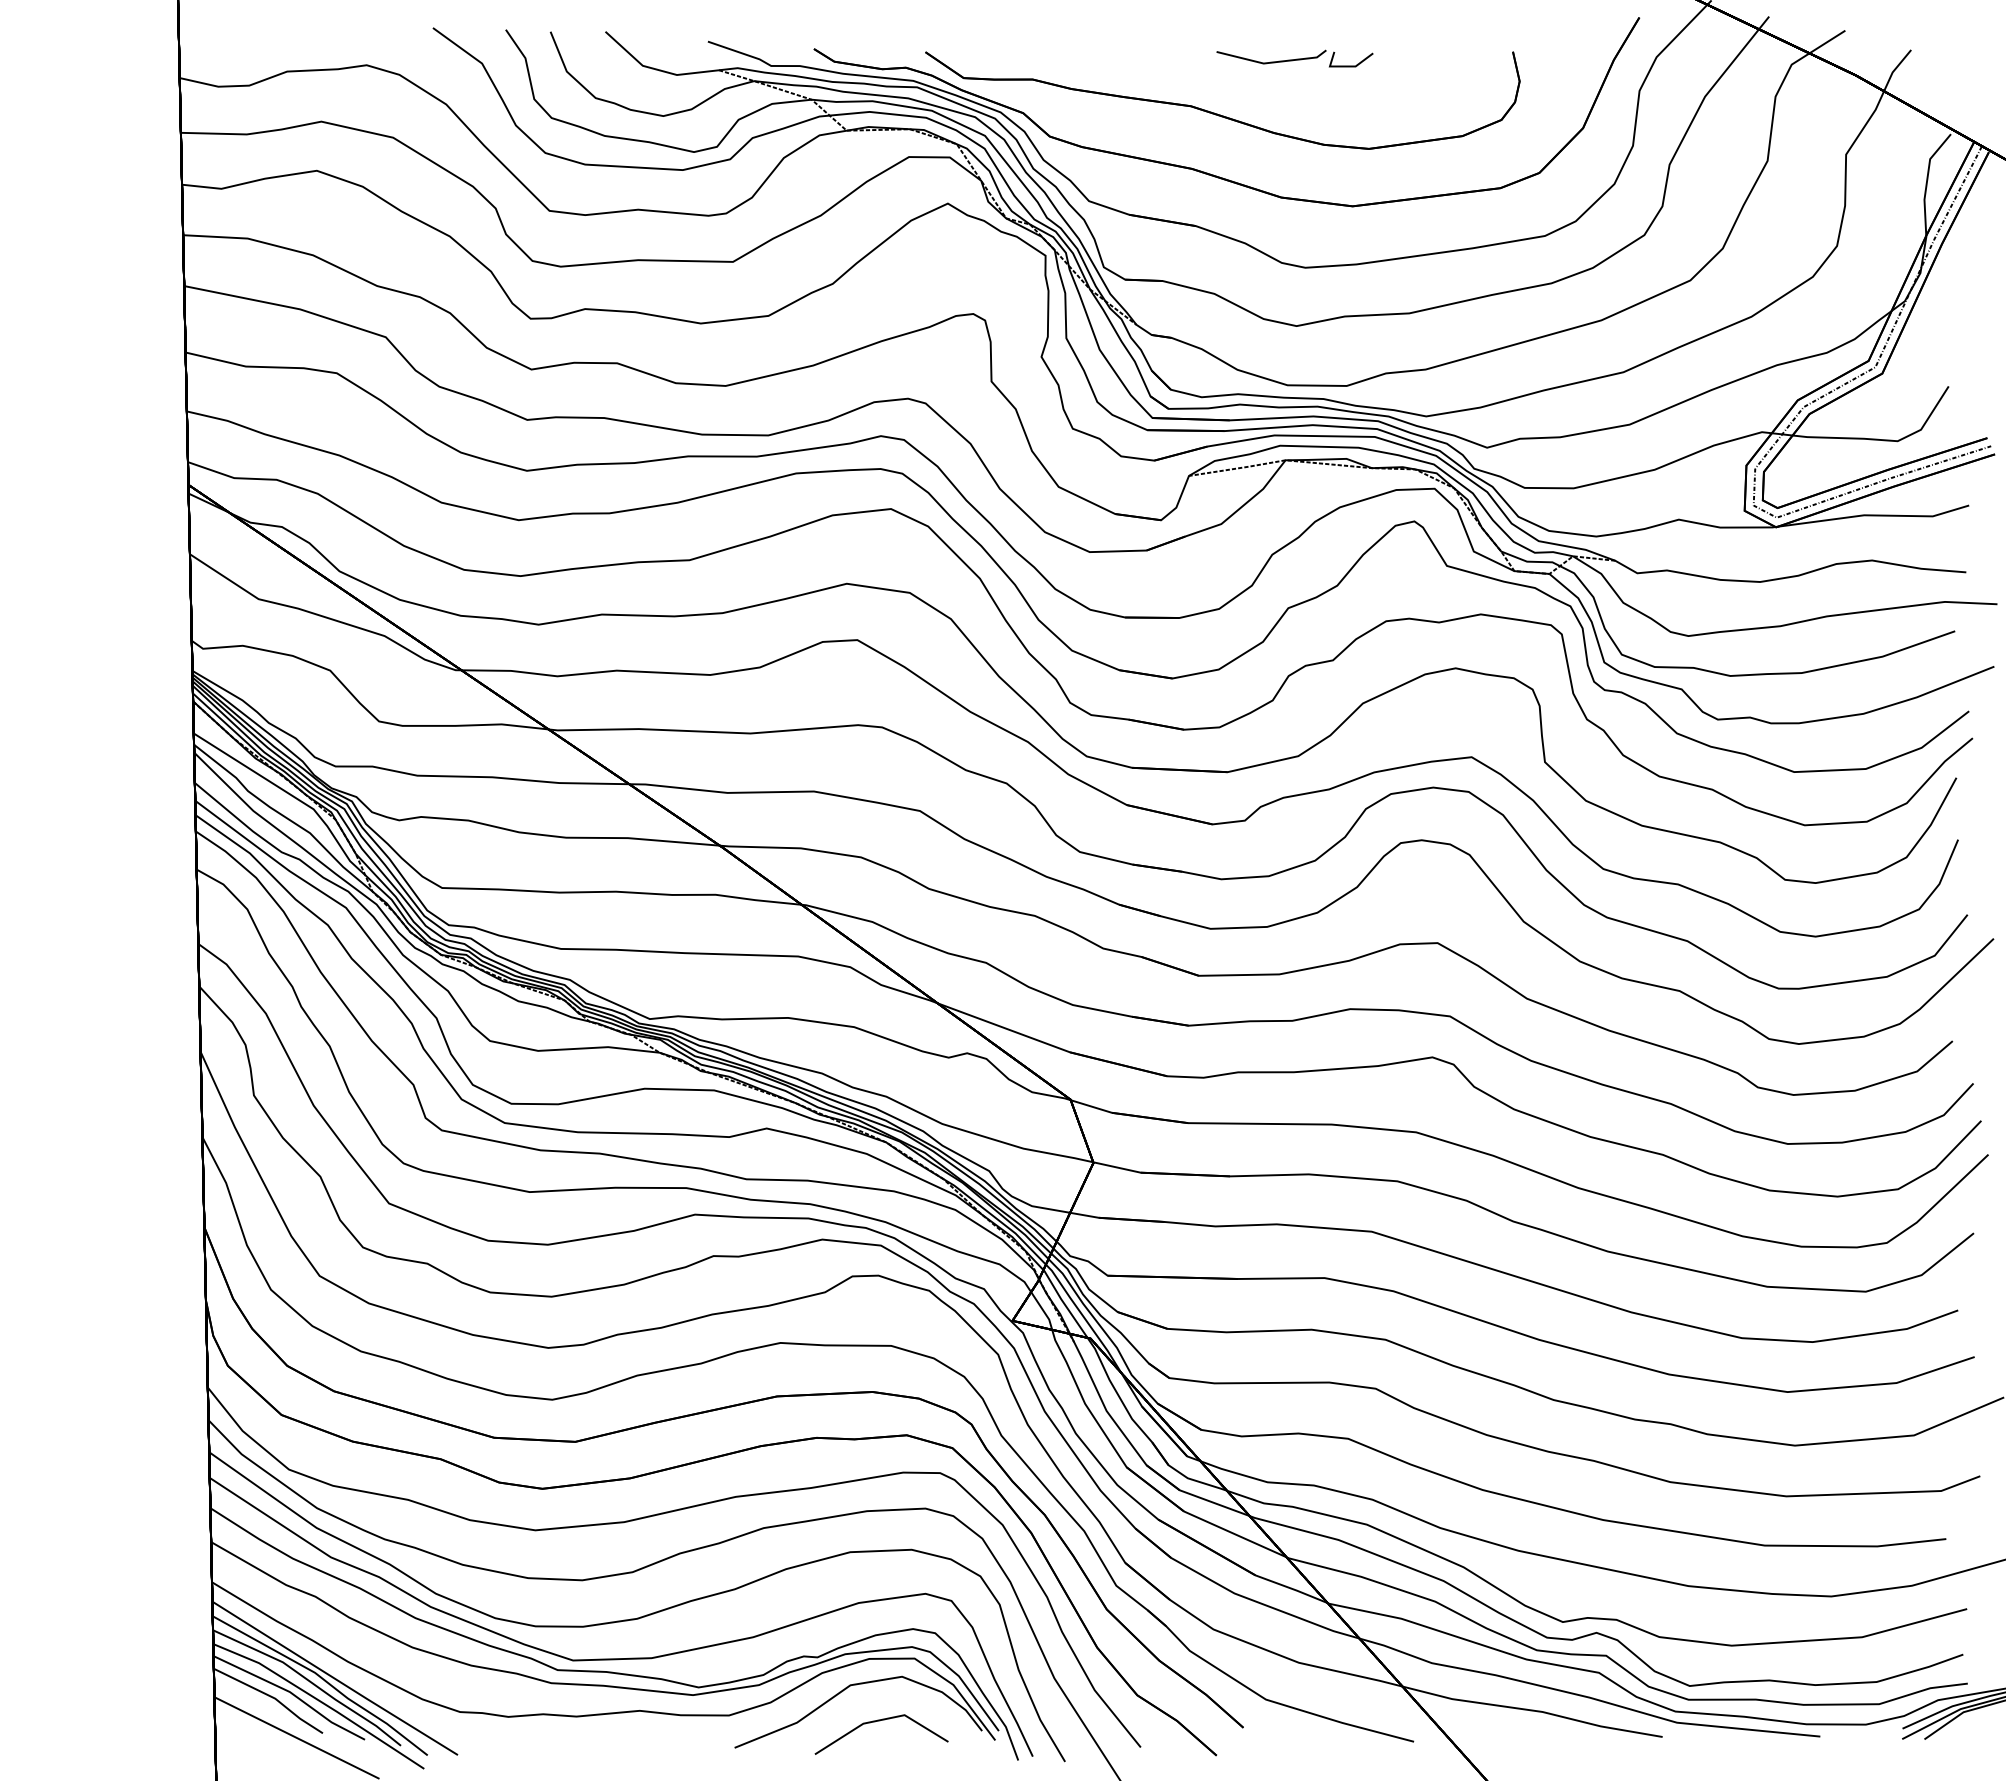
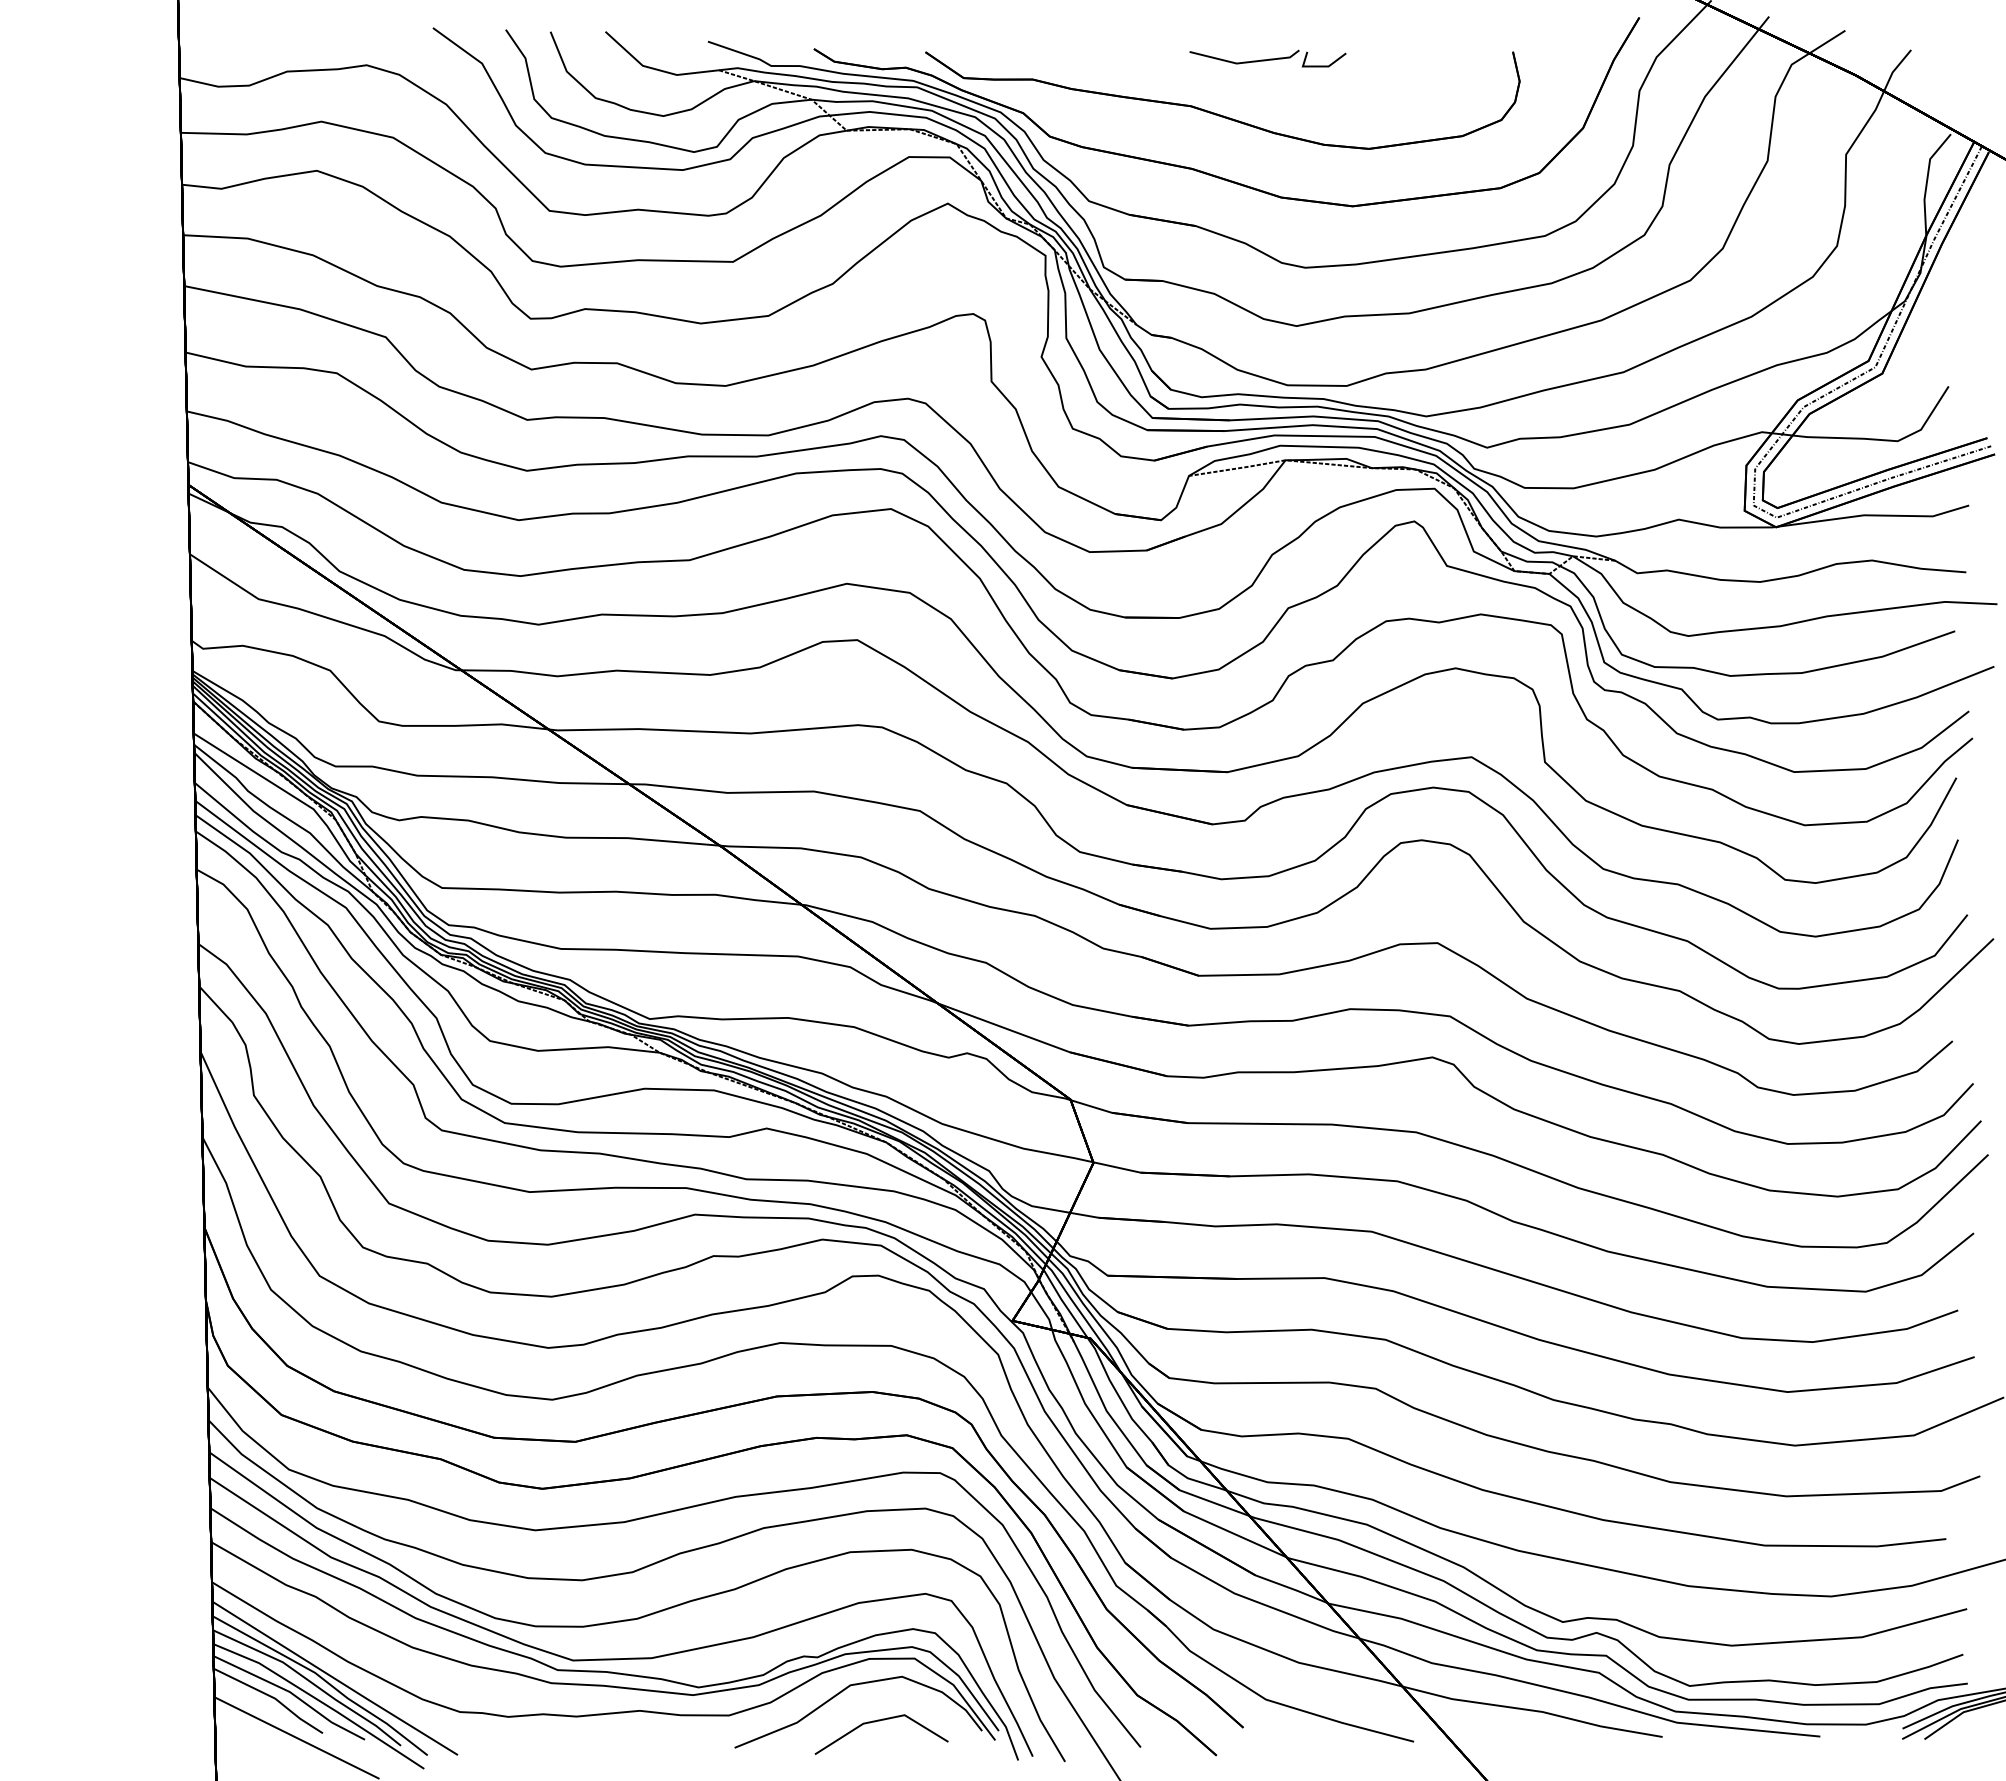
part position: (1294, 58) -> (1267, 58) (1267, 58)
